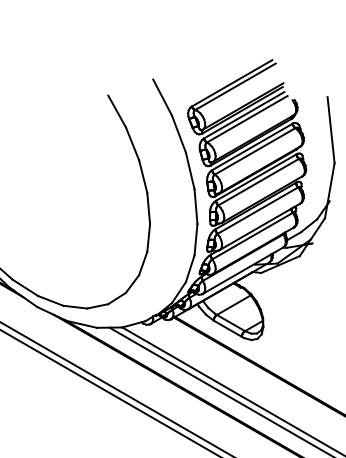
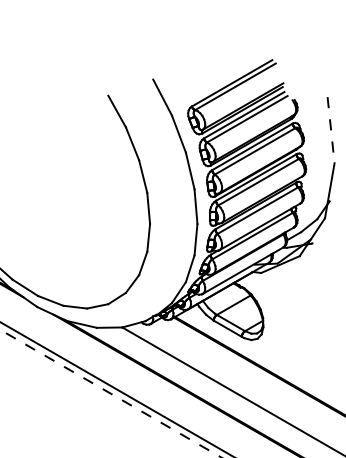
line: solid -> dashed (331, 130)
line: present -> none (219, 390)
line: solid -> dashed (111, 393)
